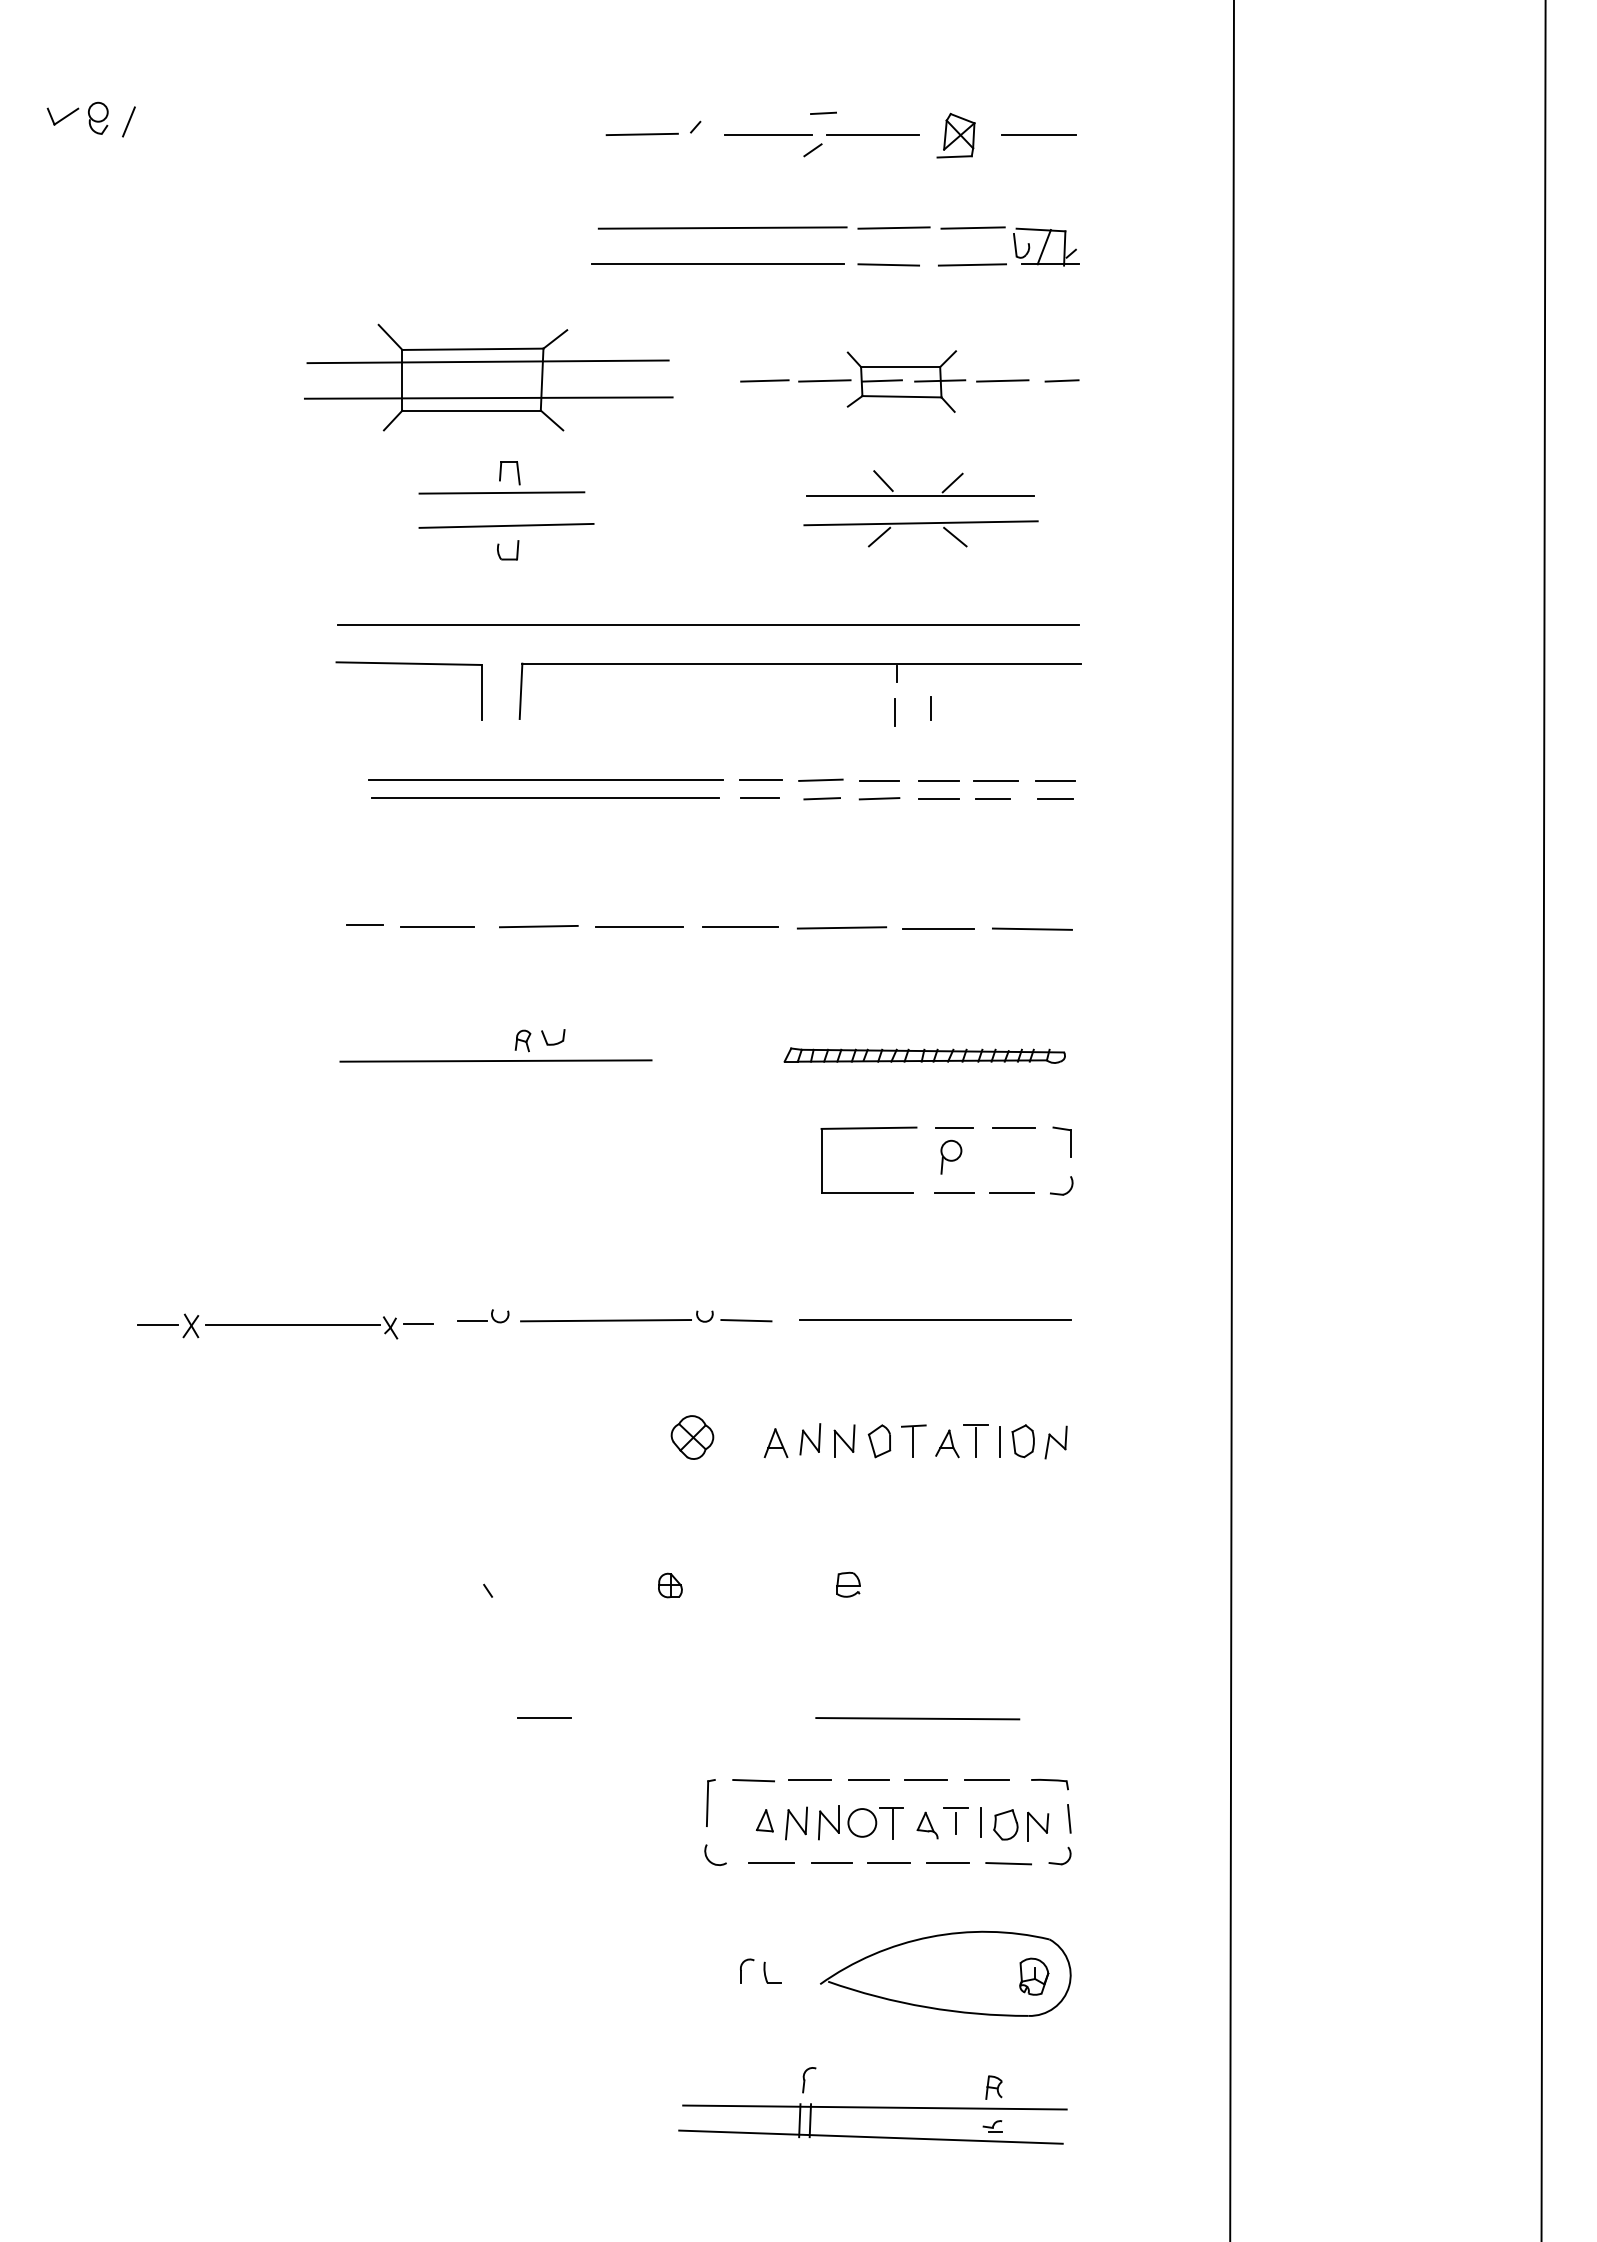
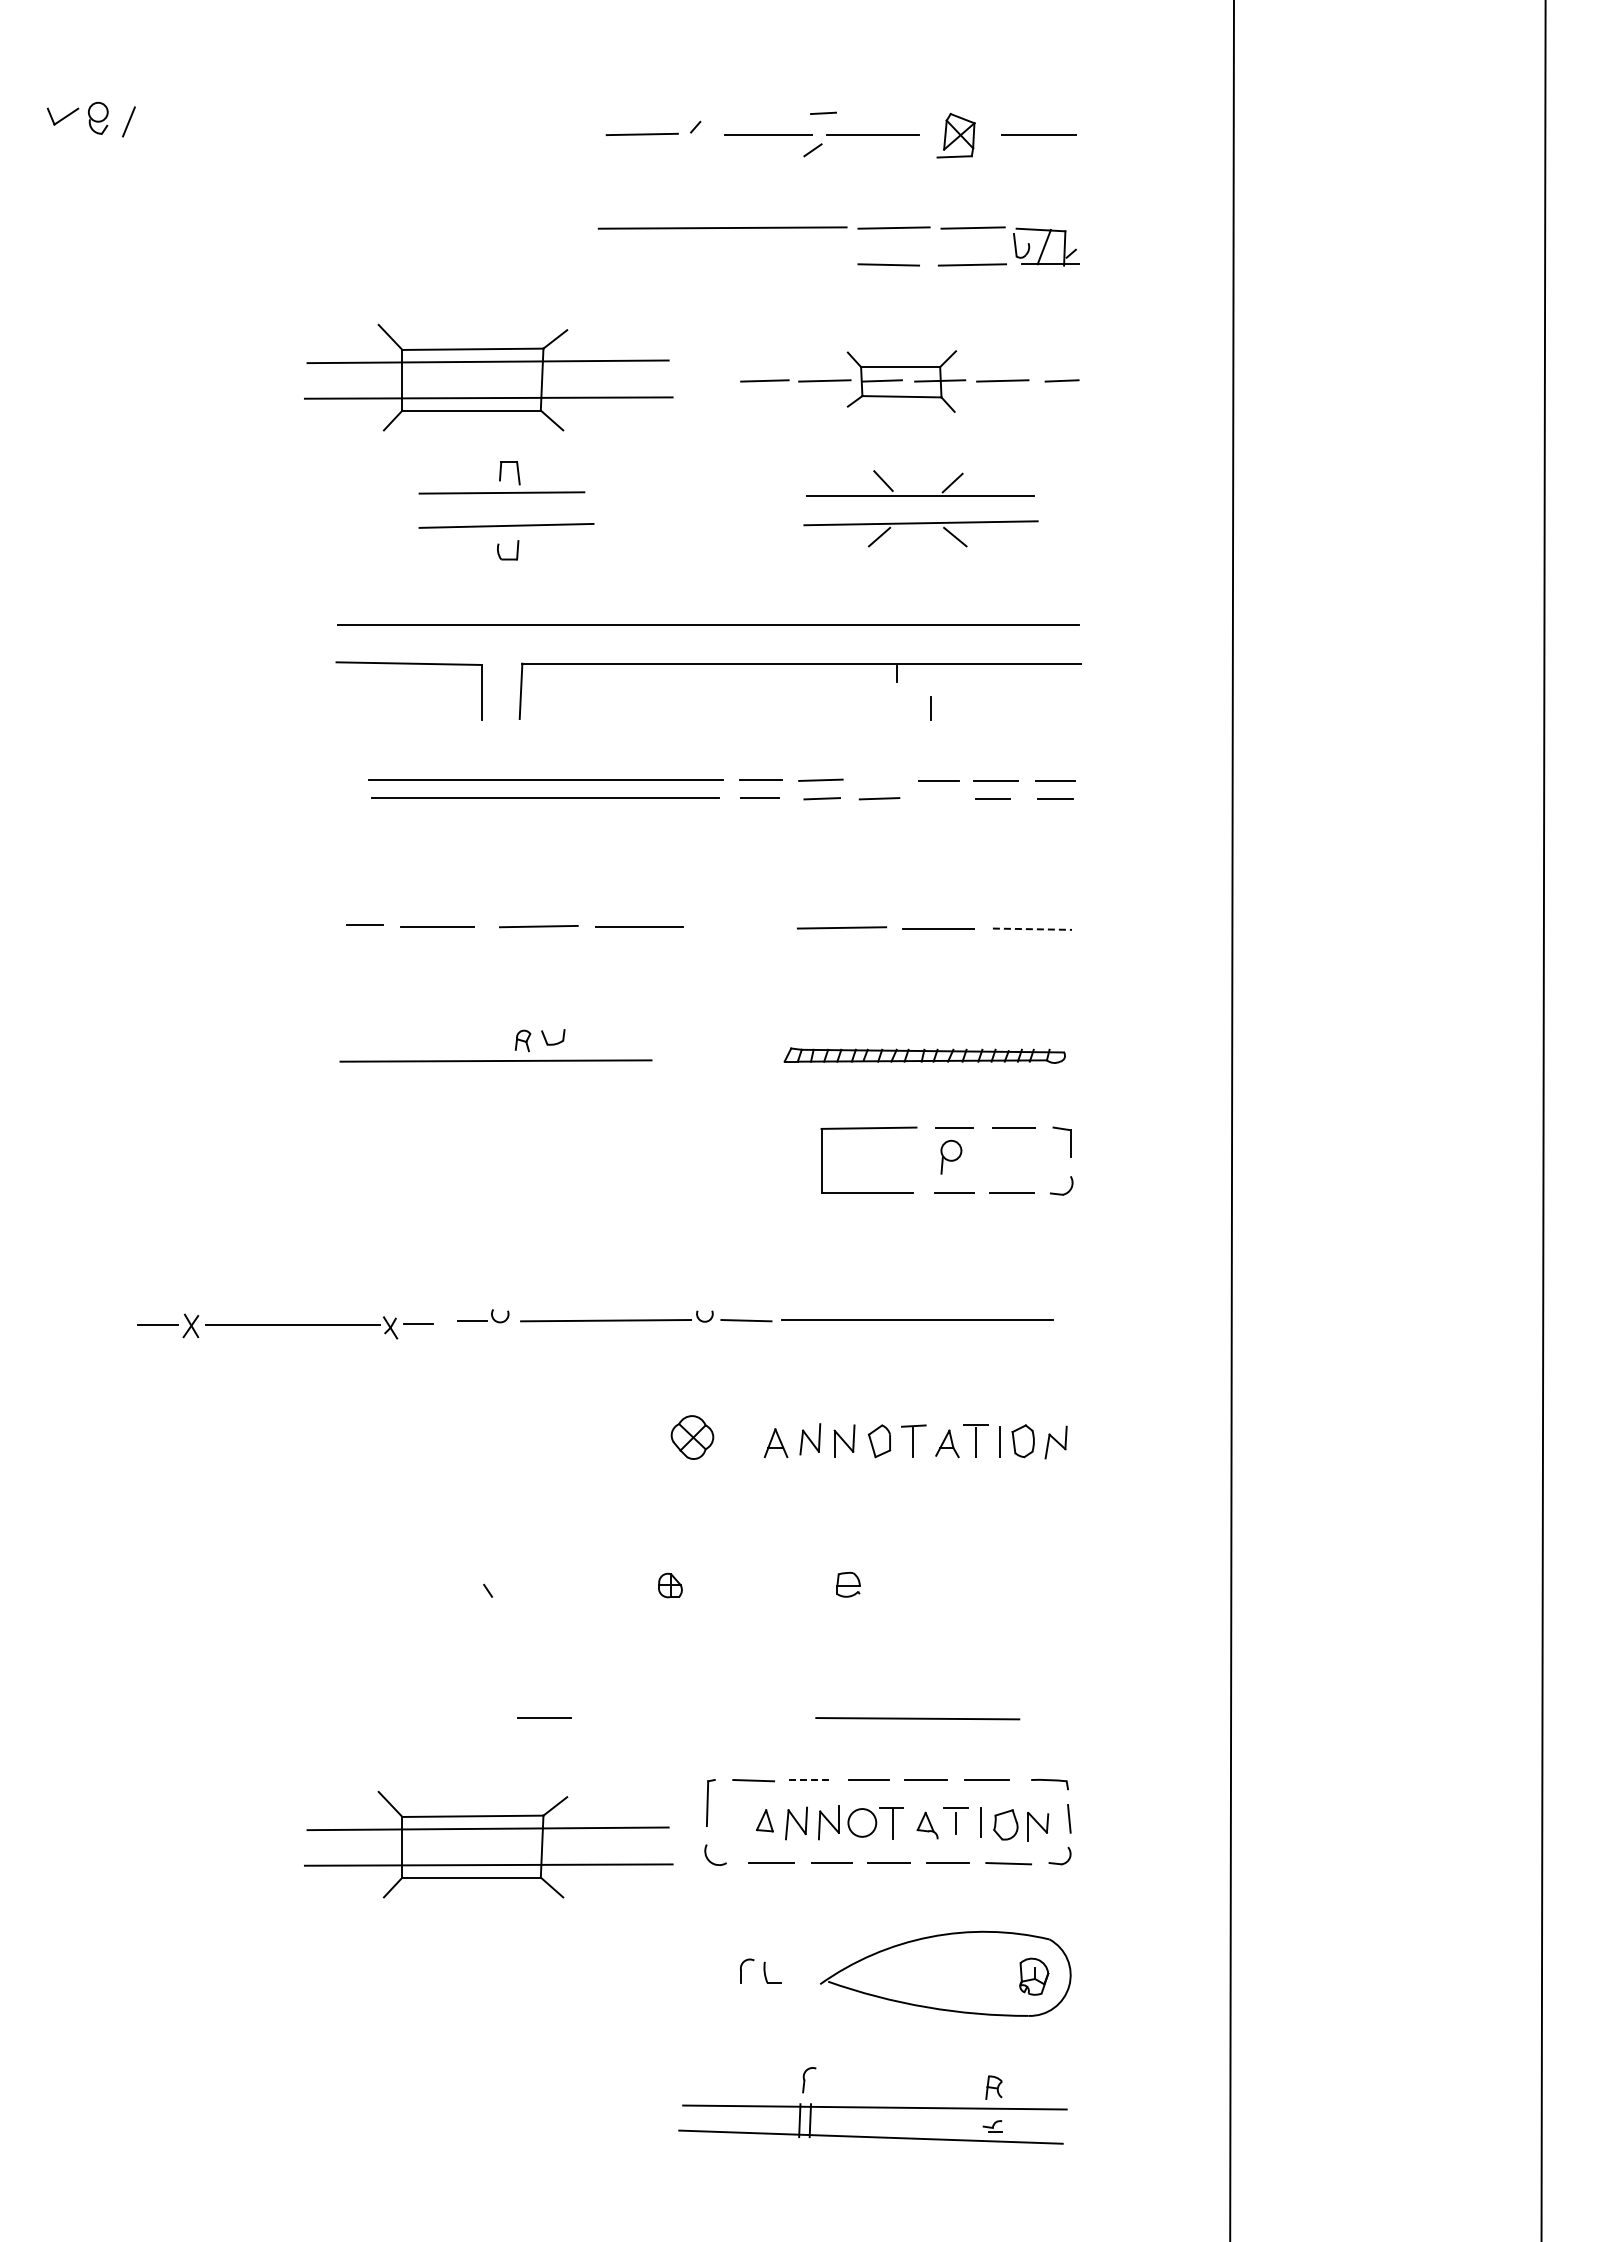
line: present -> none (717, 264)
line: present -> none (894, 712)
line: present -> none (879, 780)
line: present -> none (938, 799)
line: present -> none (740, 927)
line: solid -> dashed (1032, 929)
line position: (935, 1319) -> (917, 1319) (917, 1319)
line: solid -> dashed (810, 1779)
part: none -> present (488, 1844)
